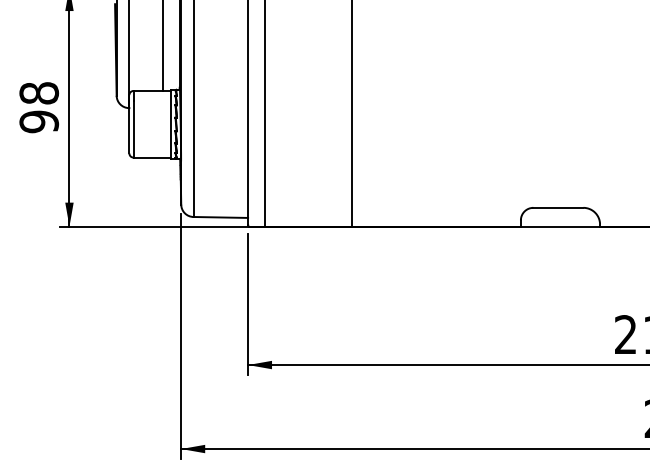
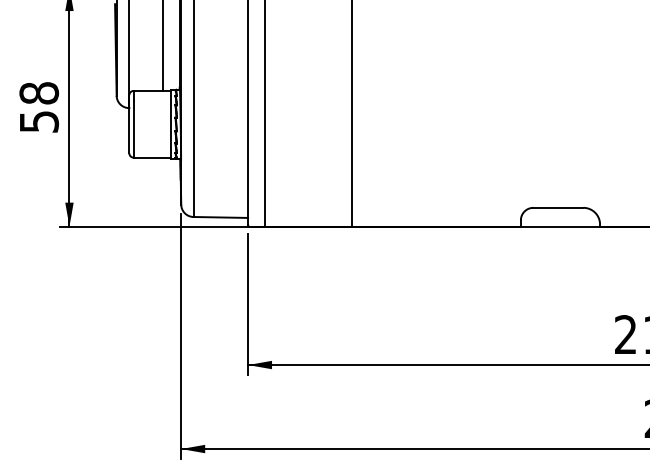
text: 98 -> 58 (38, 121)
